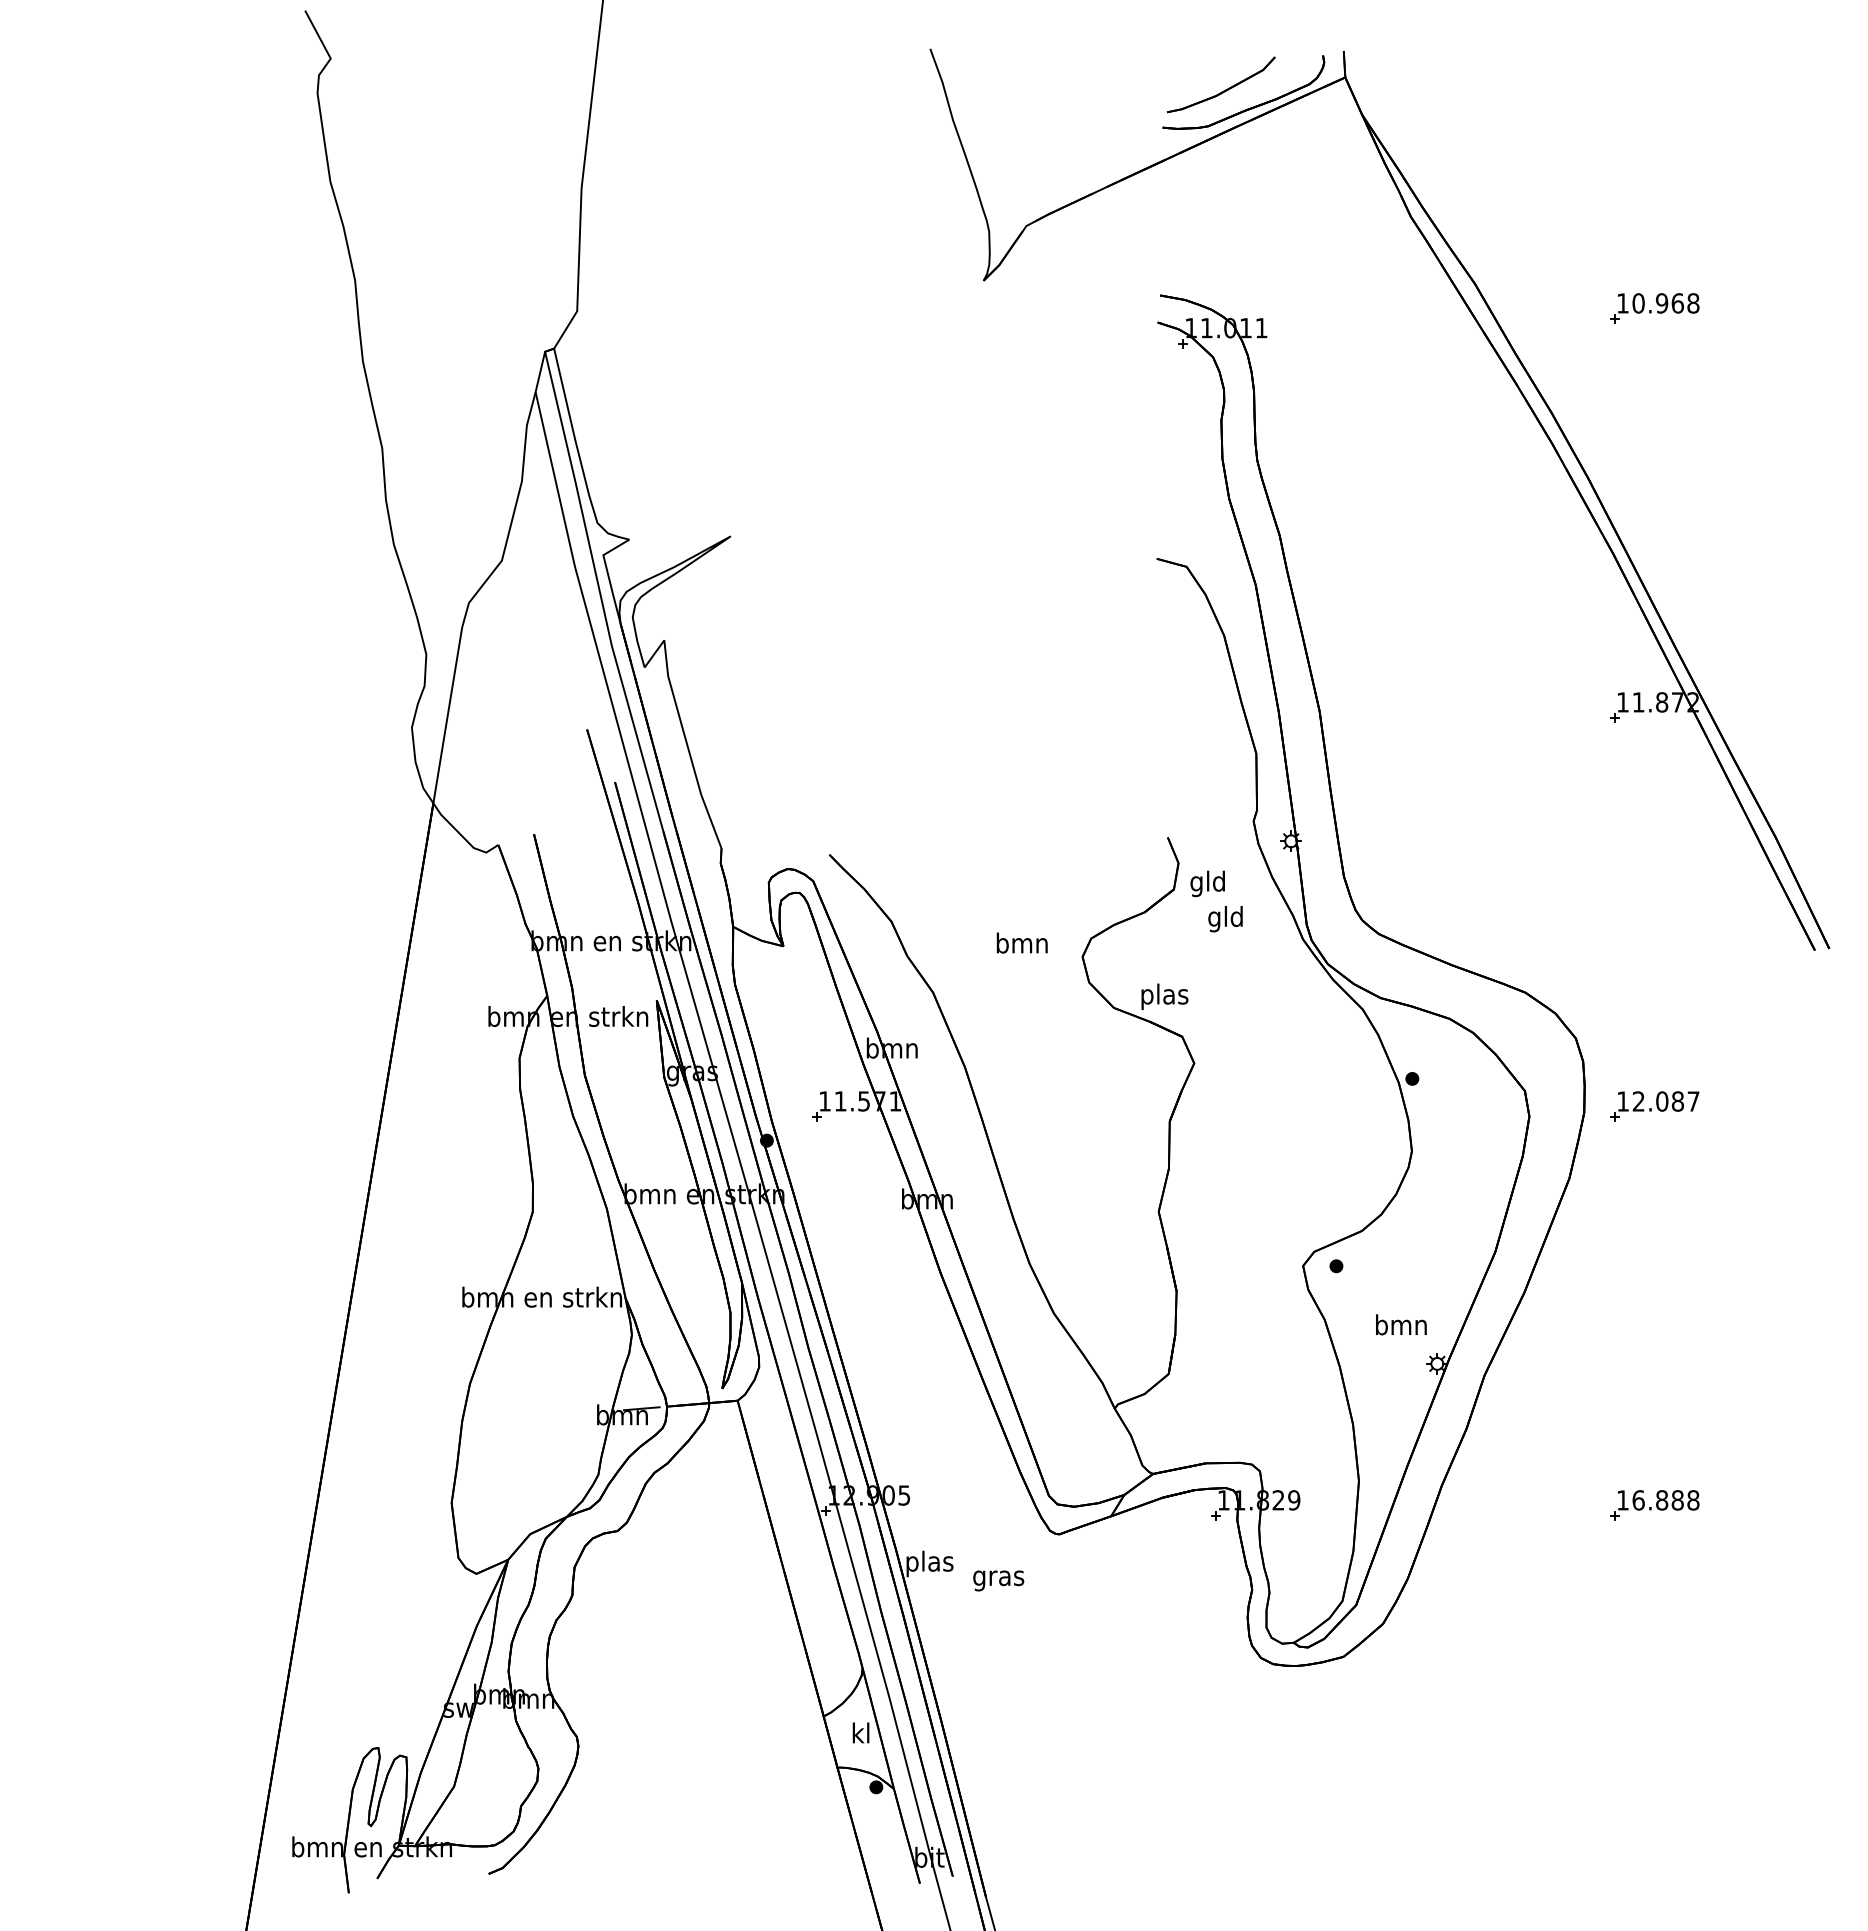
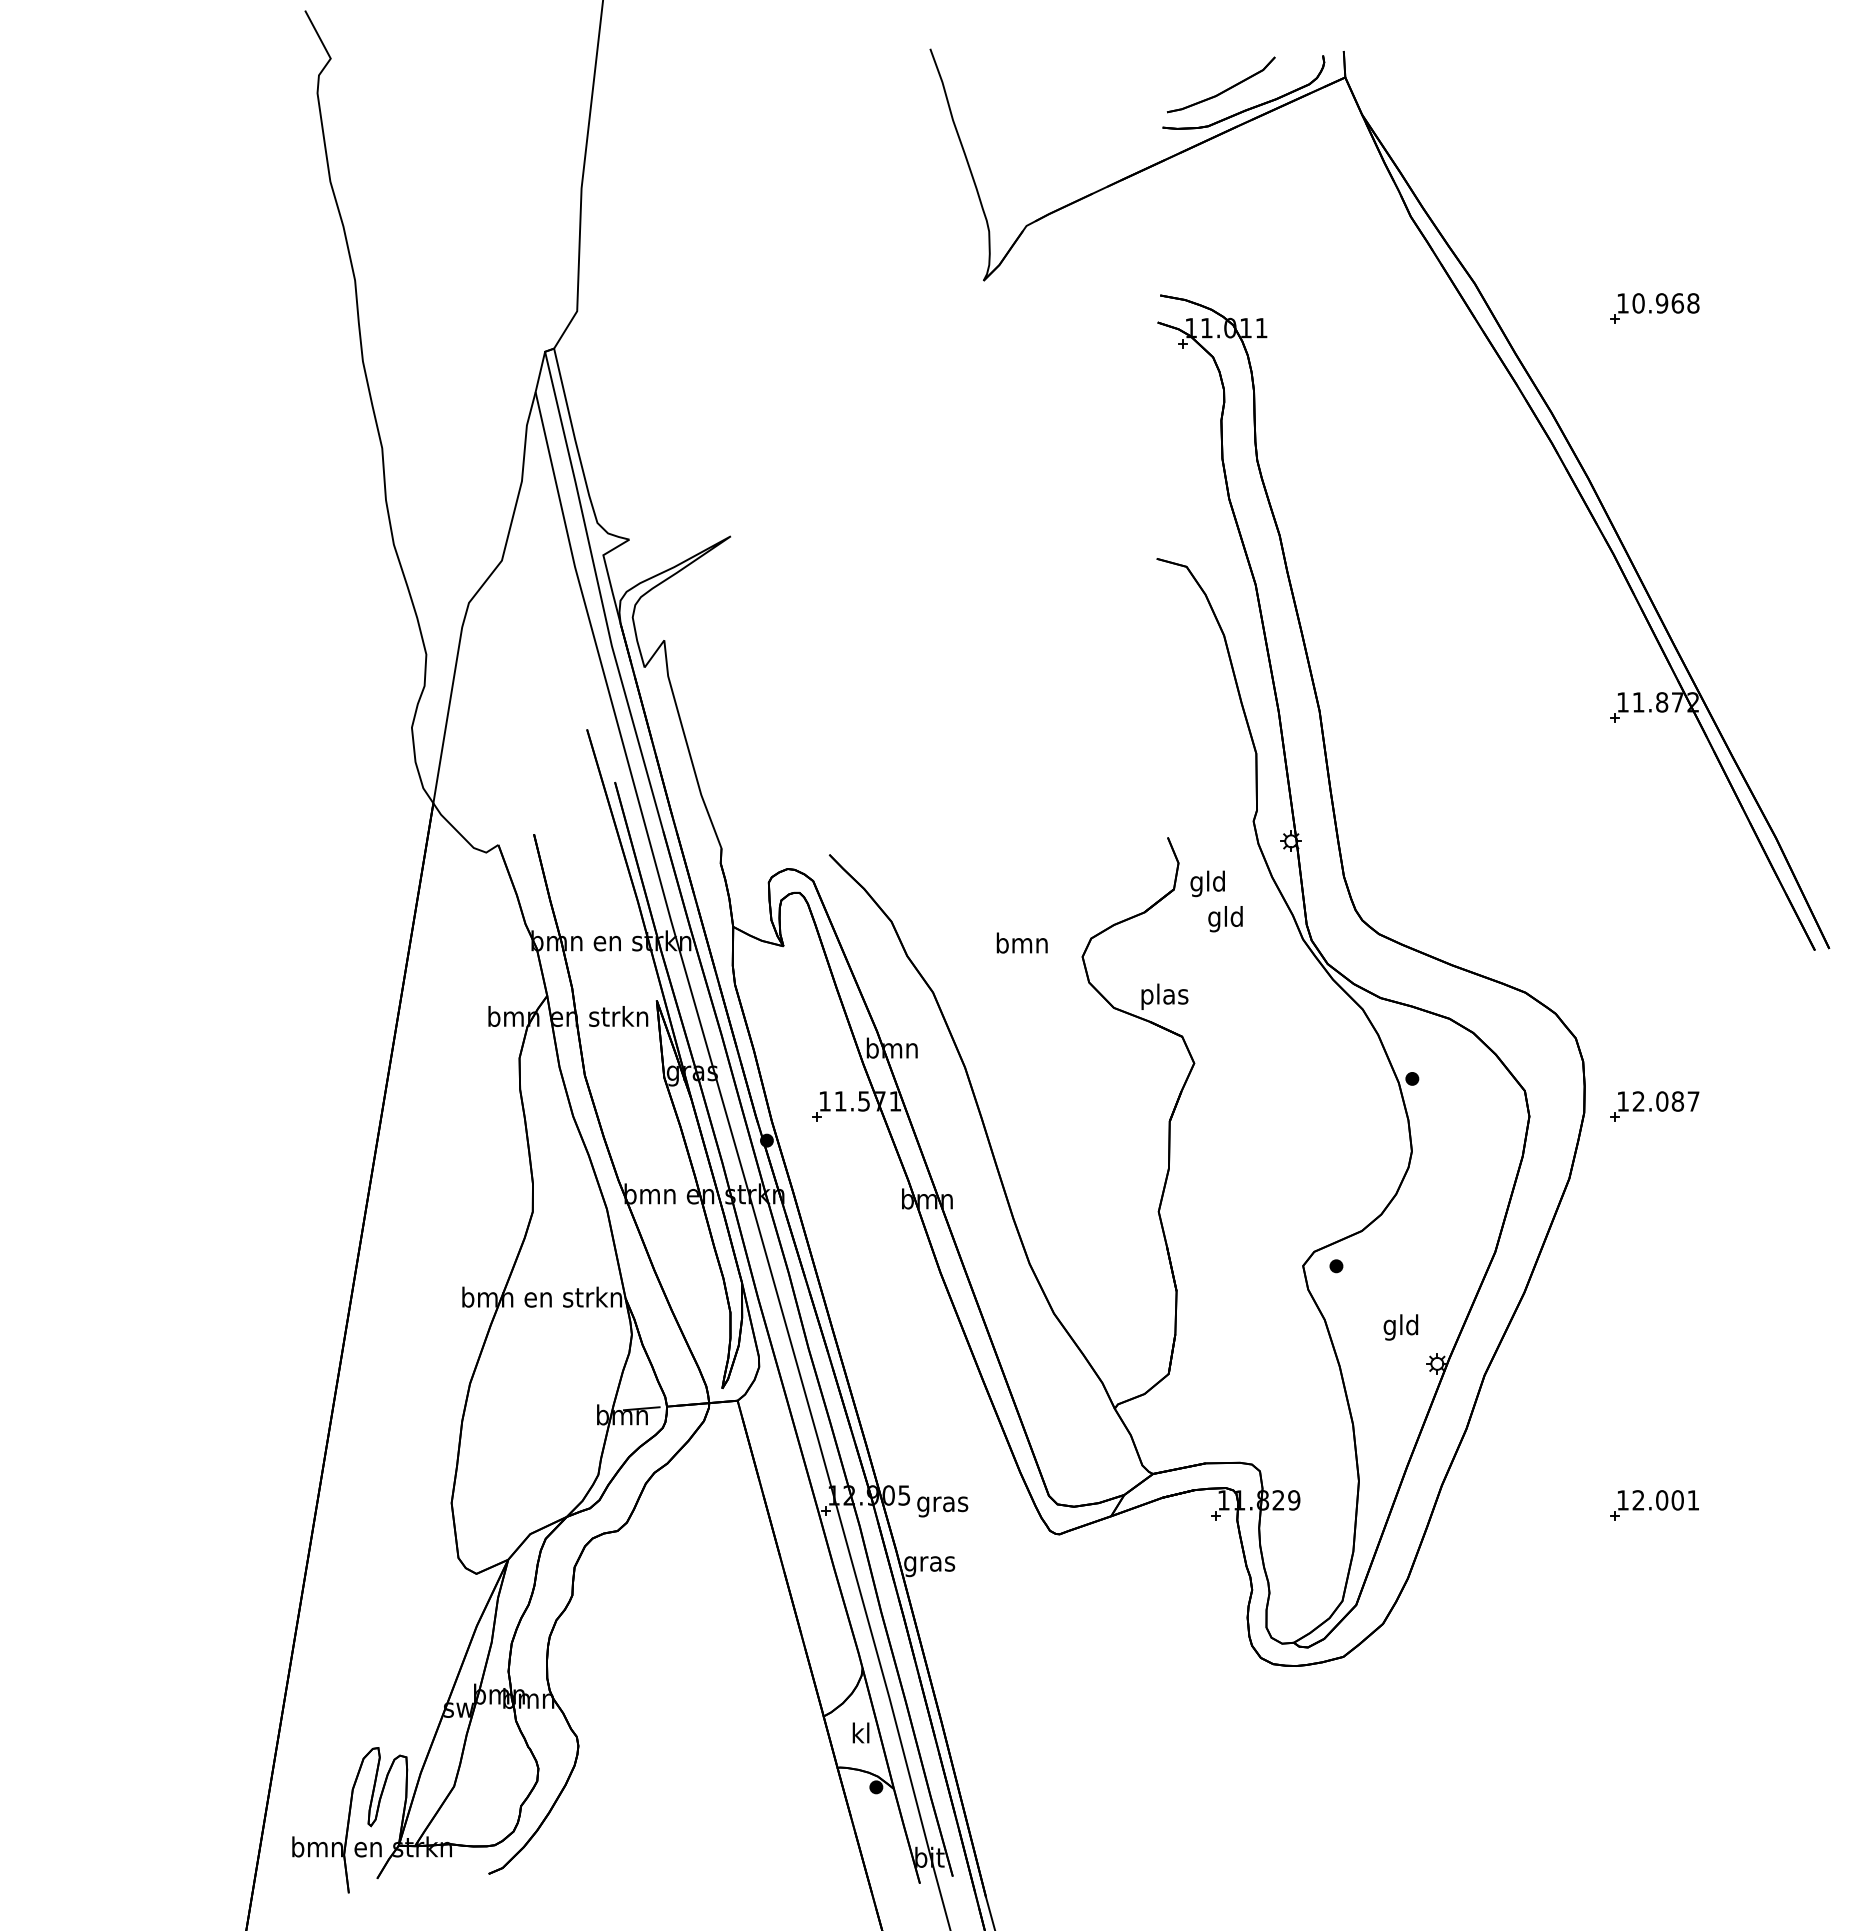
text: bmn -> gld (1401, 1327)
text: 16.888 -> 12.001 (1665, 1500)
text: plas -> gras (929, 1563)
text position: (998, 1580) -> (942, 1506) (942, 1506)
